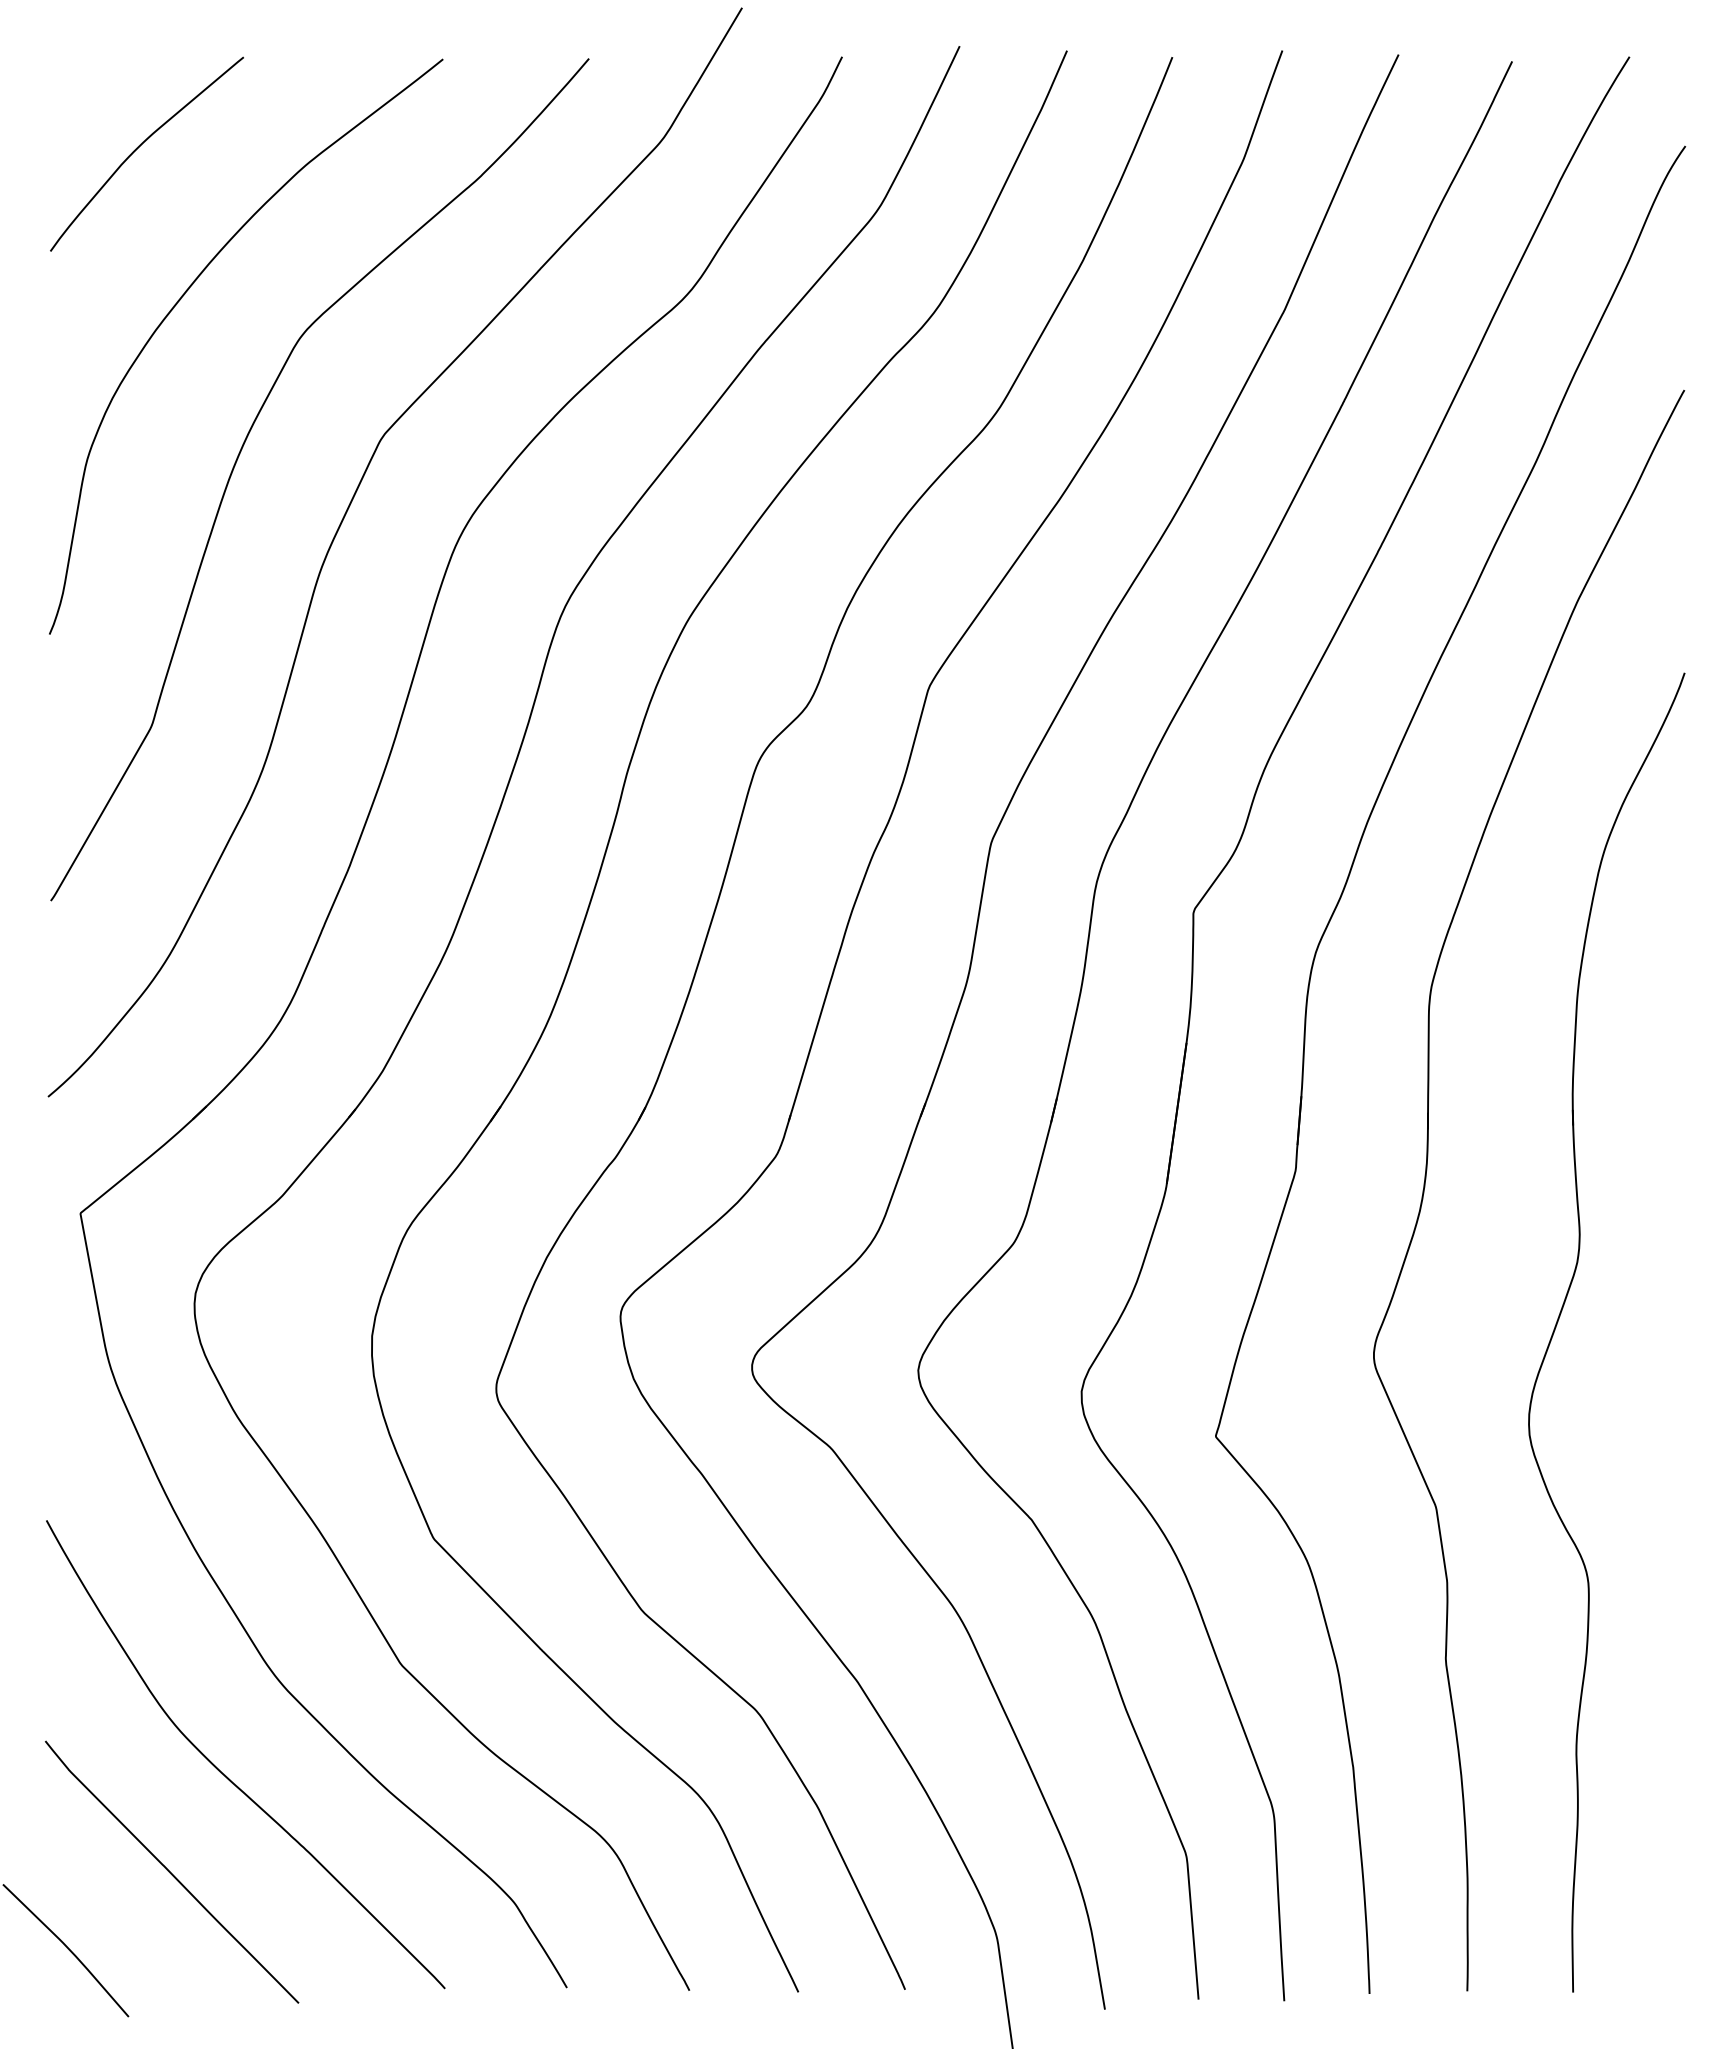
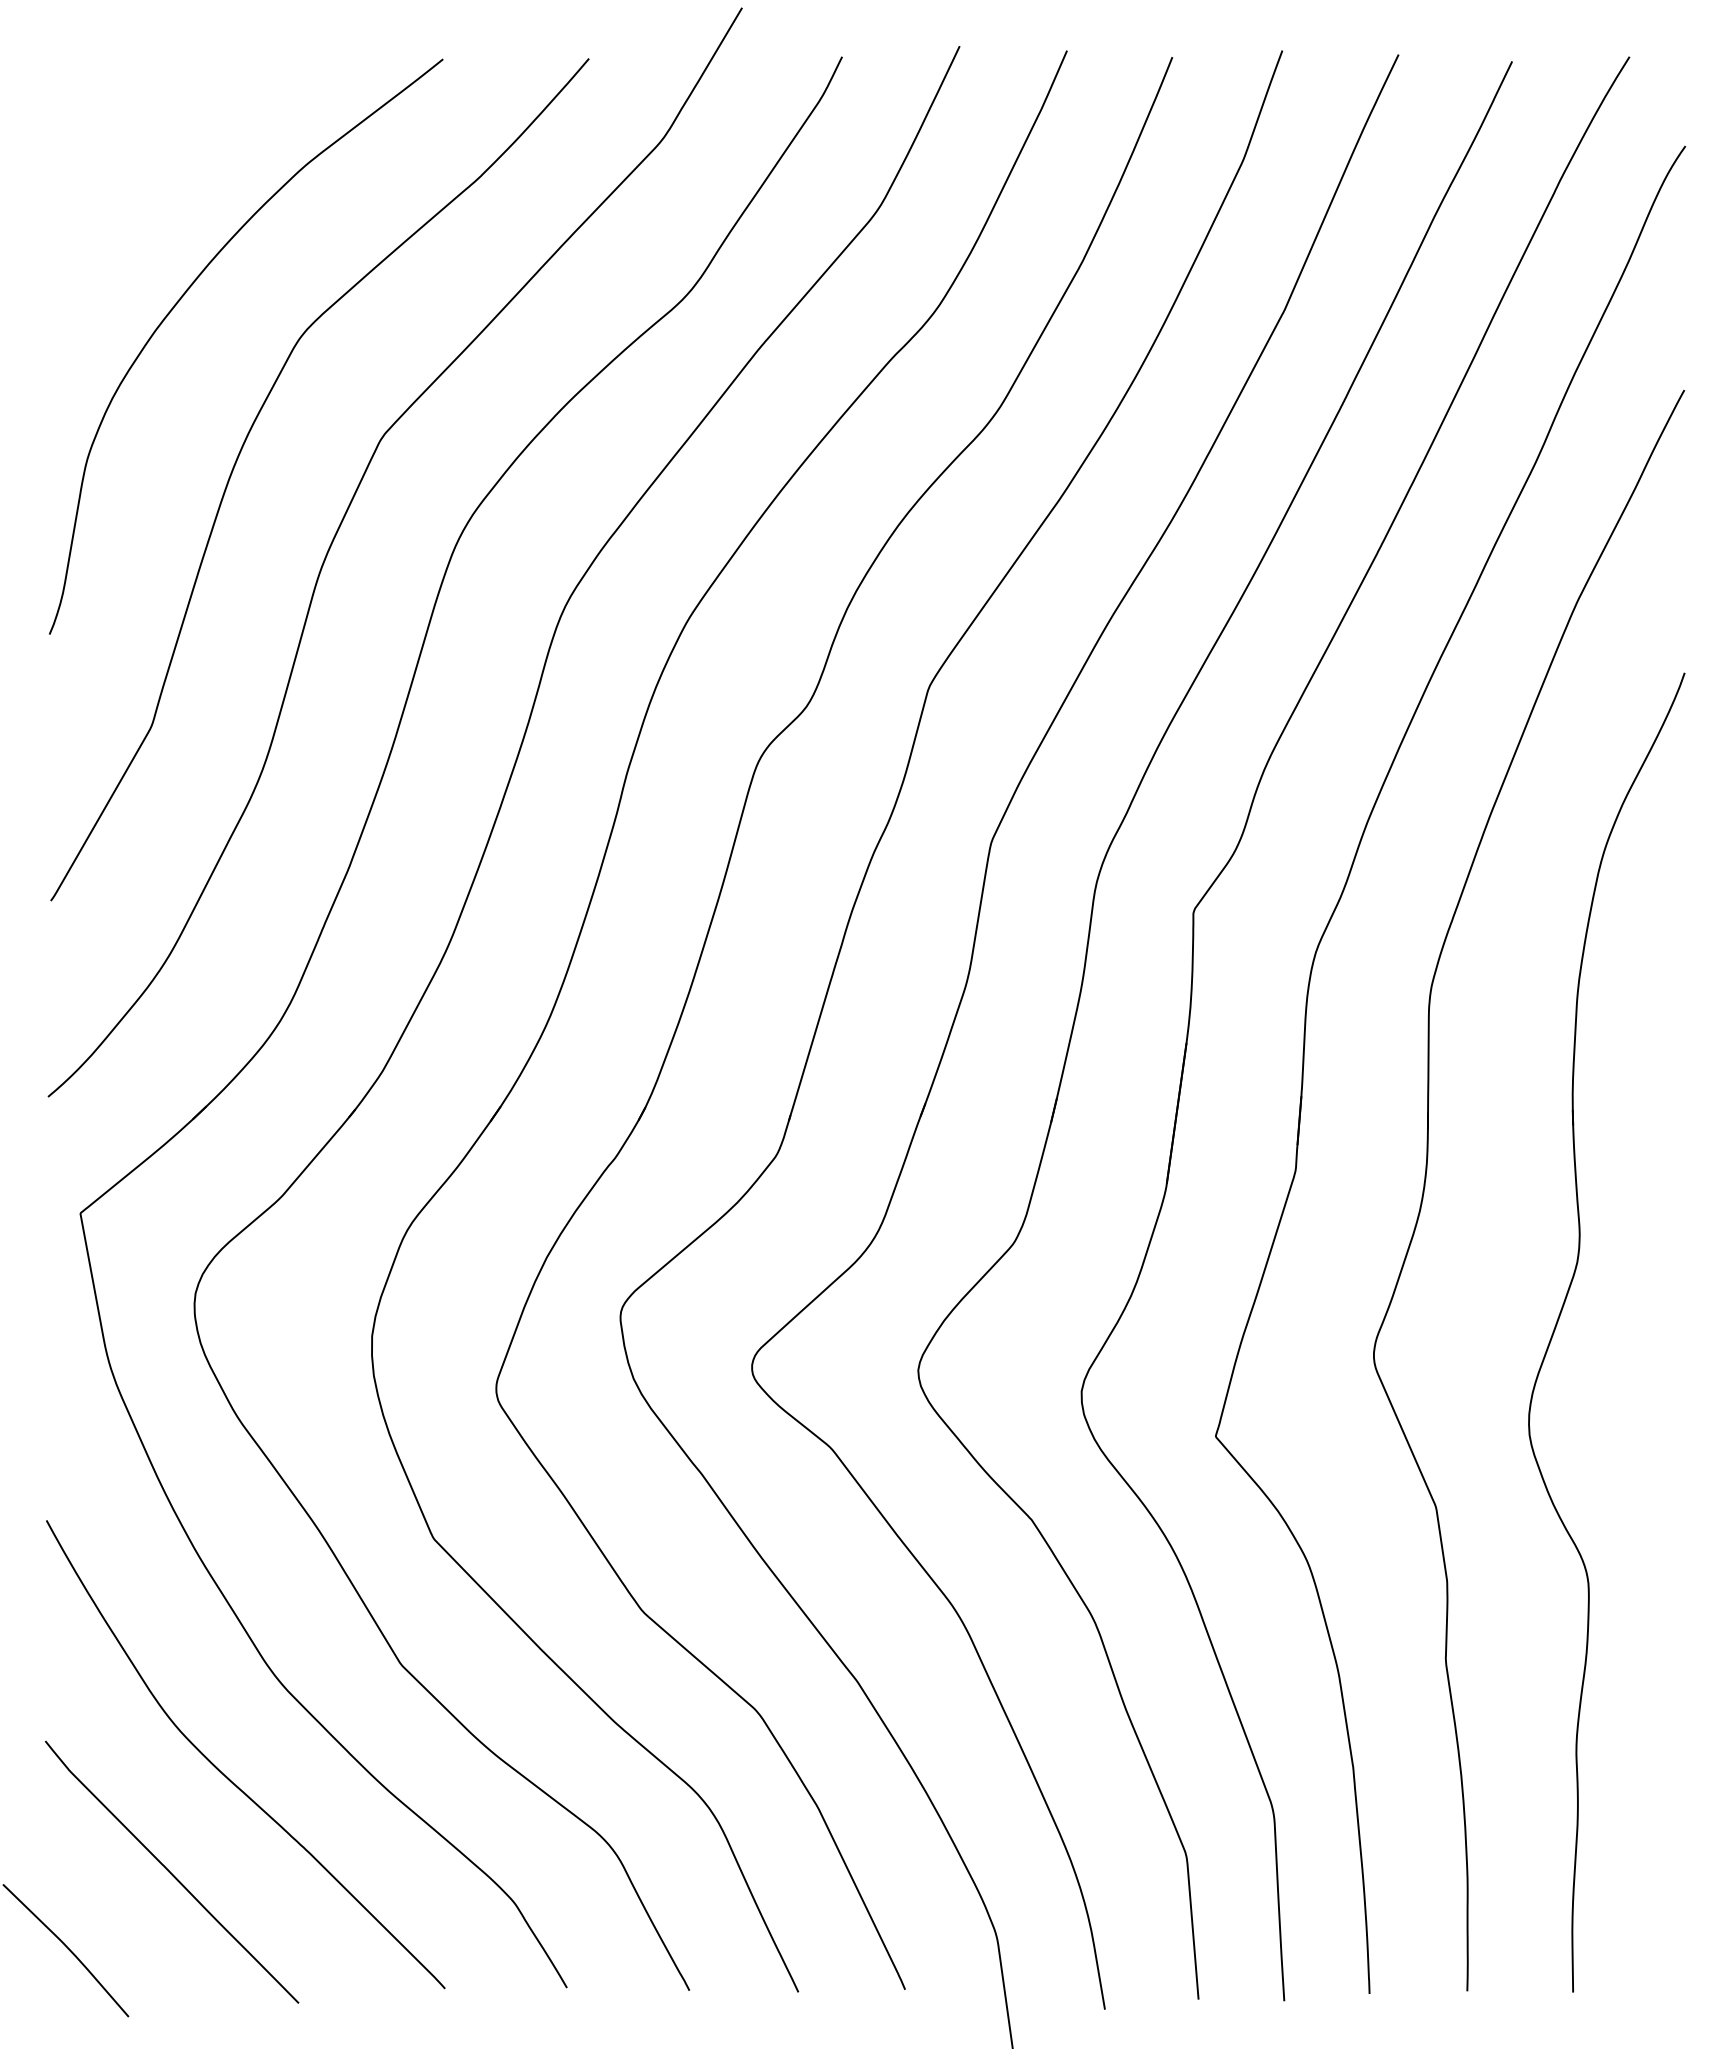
curve: present -> none (140, 146)
